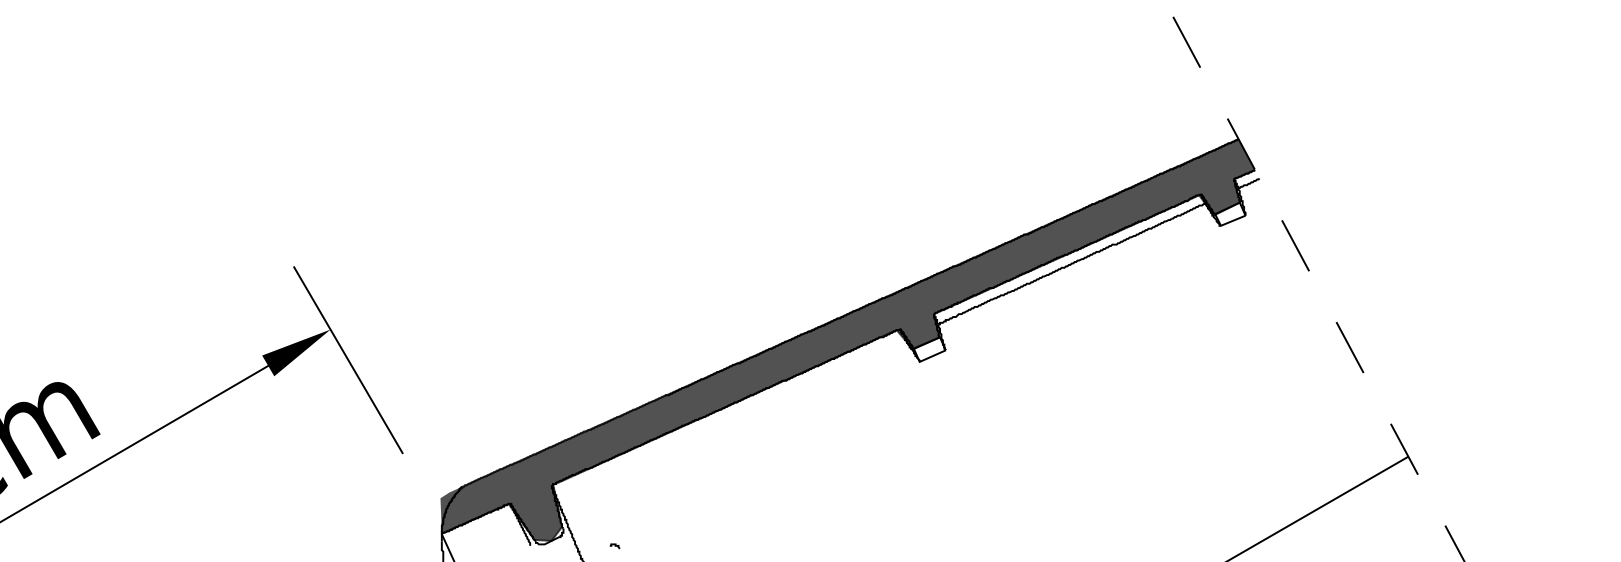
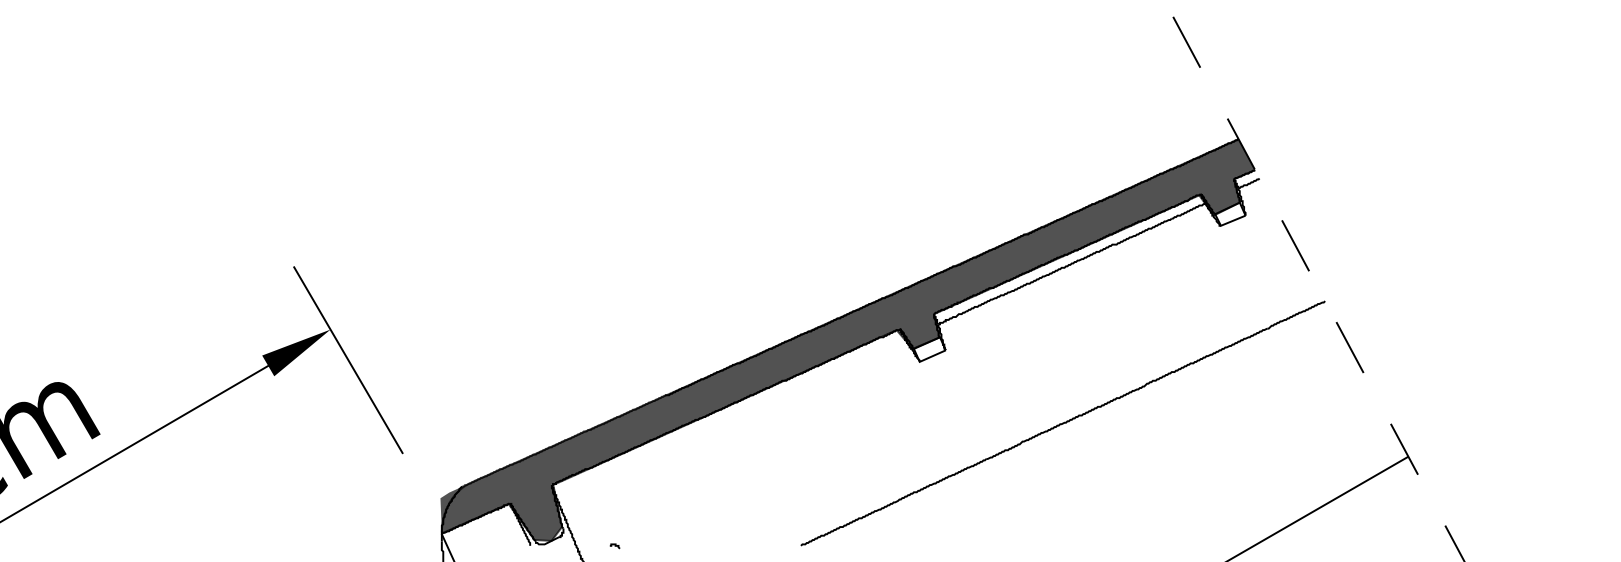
part: none -> present (1062, 423)
